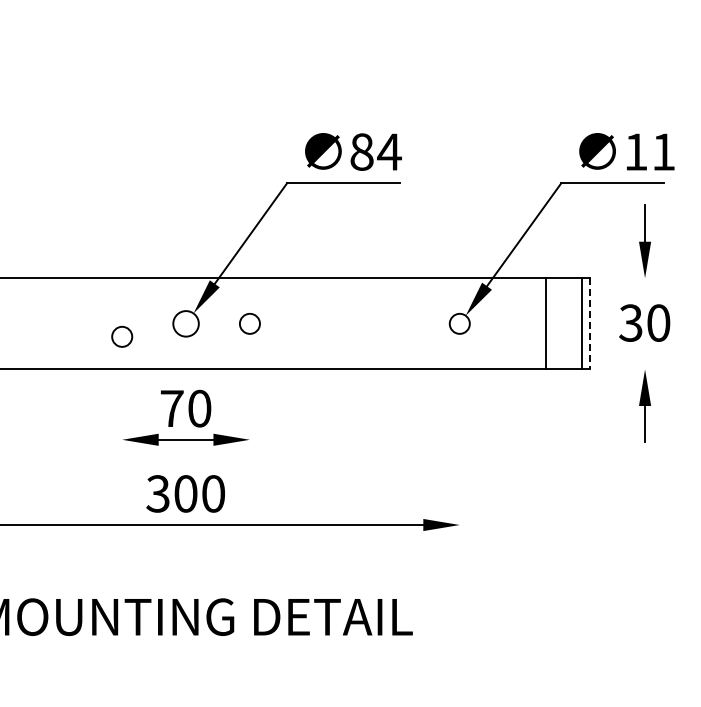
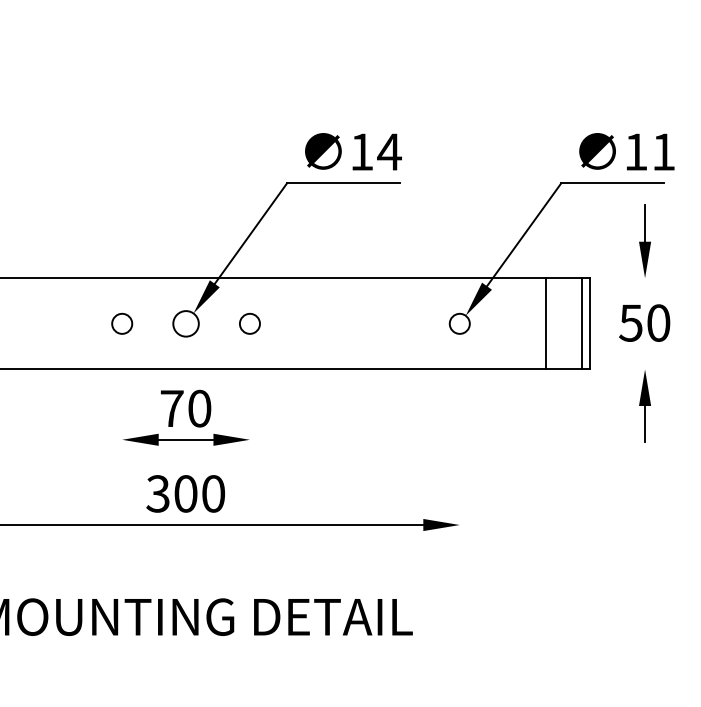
text: 84 -> 14 (361, 151)
text: 30 -> 50 (630, 322)
line: dashed -> solid (590, 323)
circle position: (122, 336) -> (122, 323) (122, 323)
